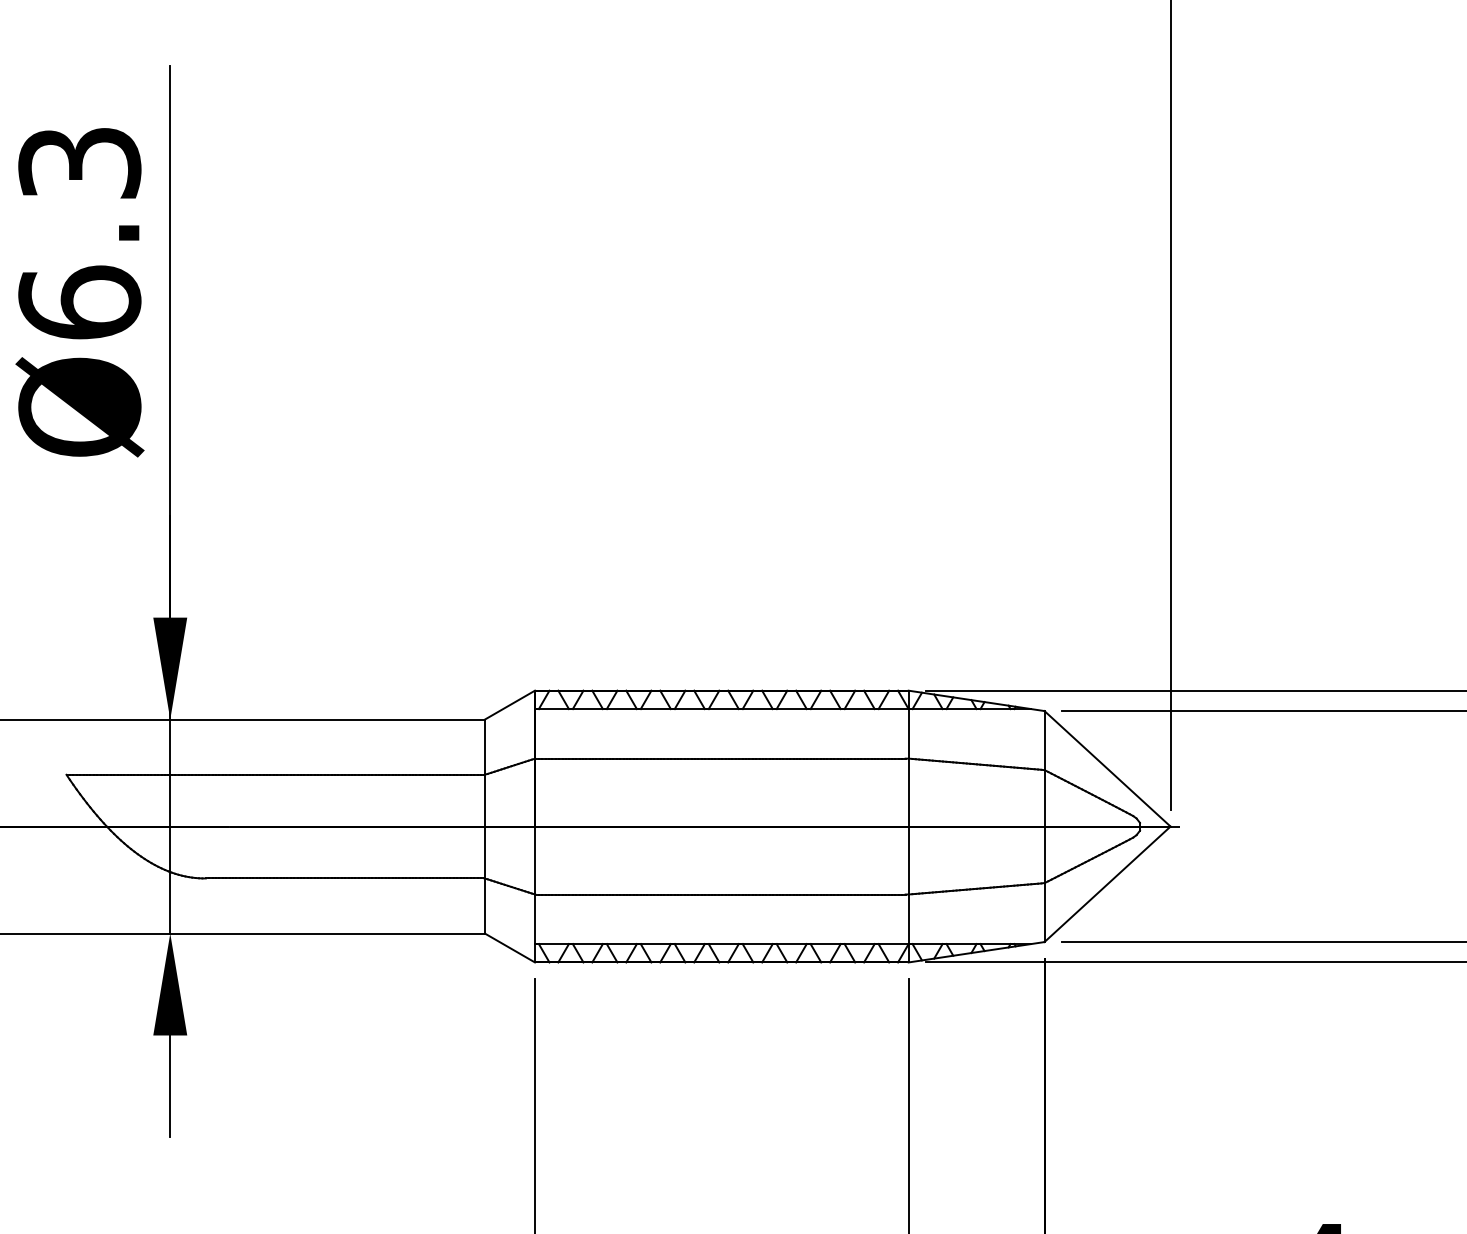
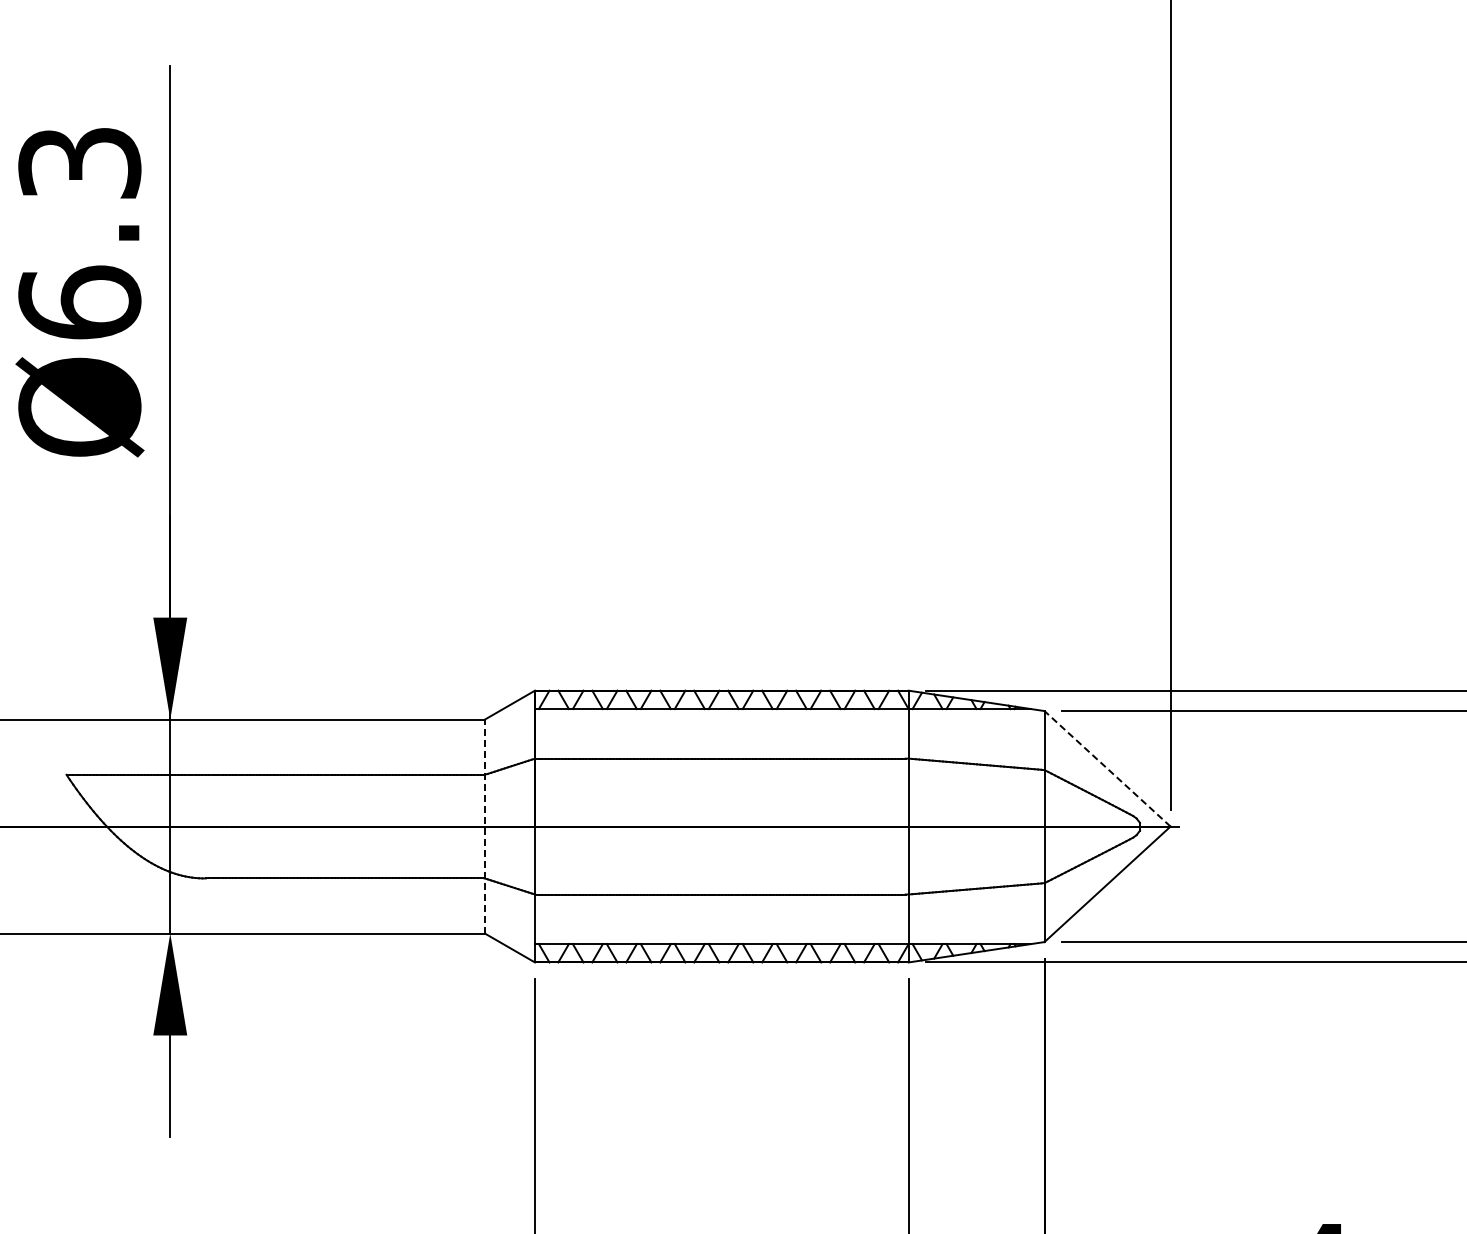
line: solid -> dashed (1107, 768)
line: solid -> dashed (484, 826)
